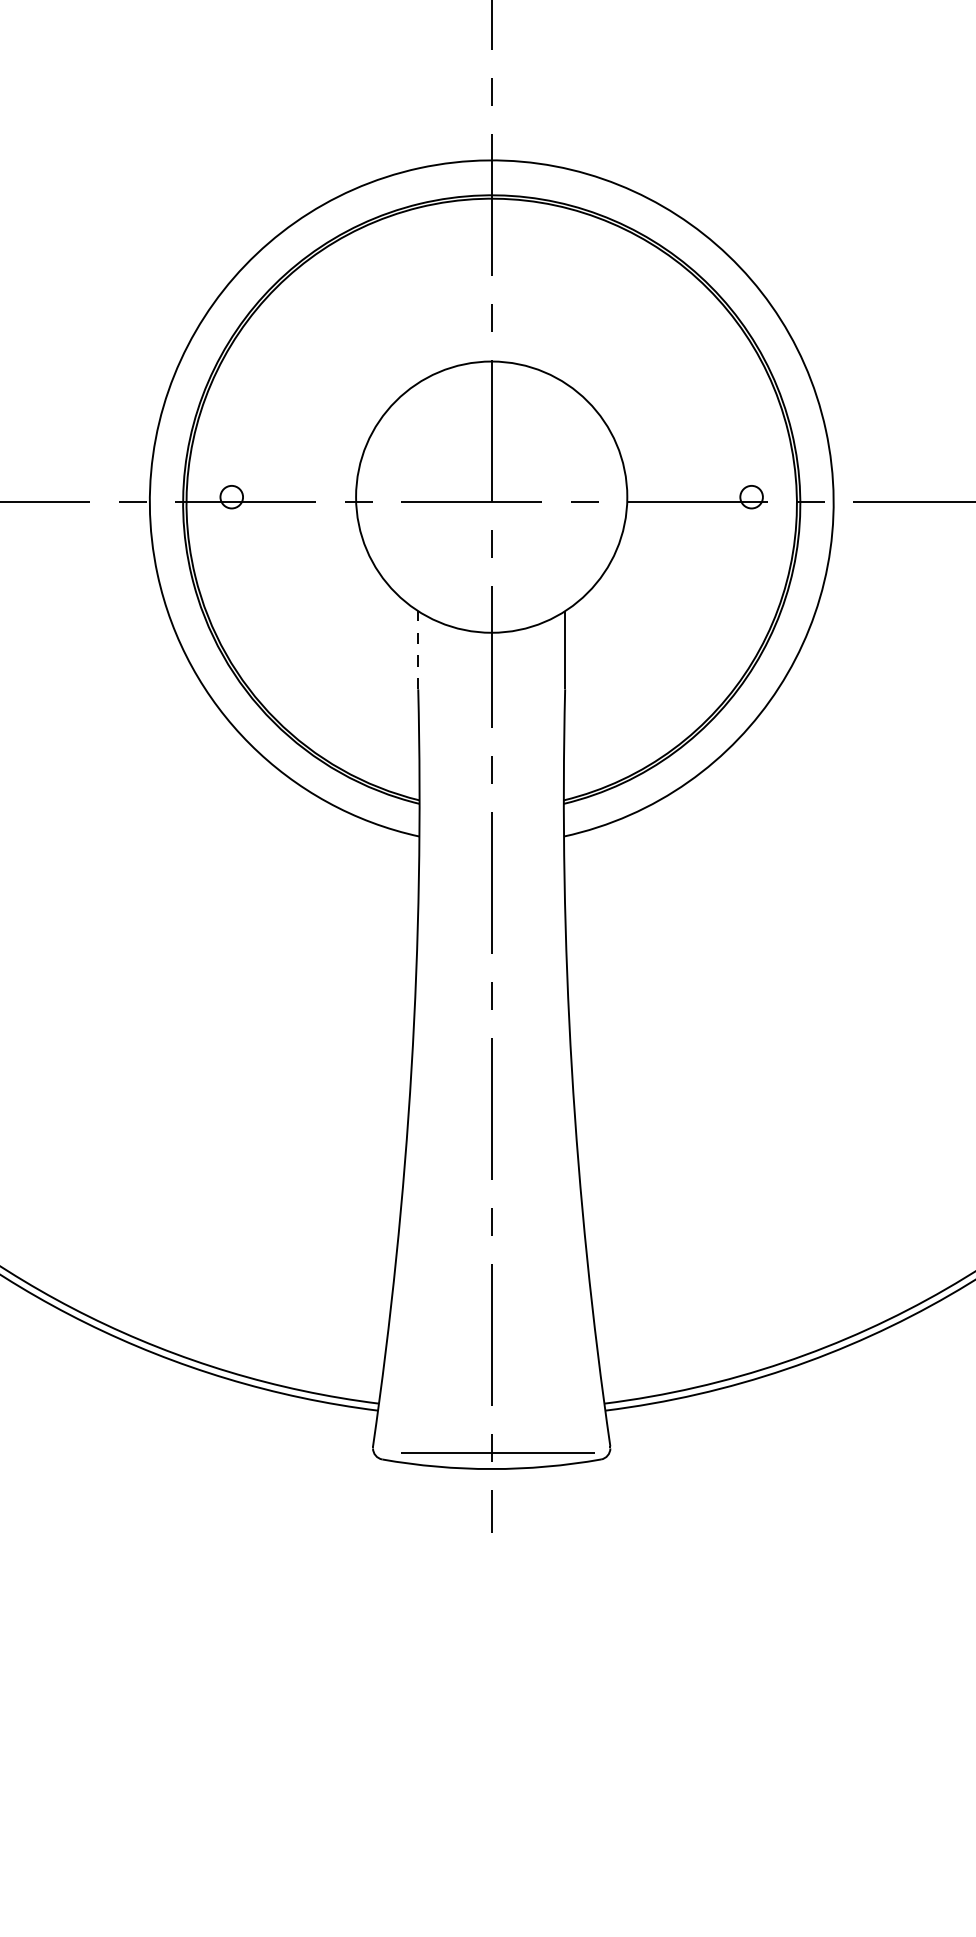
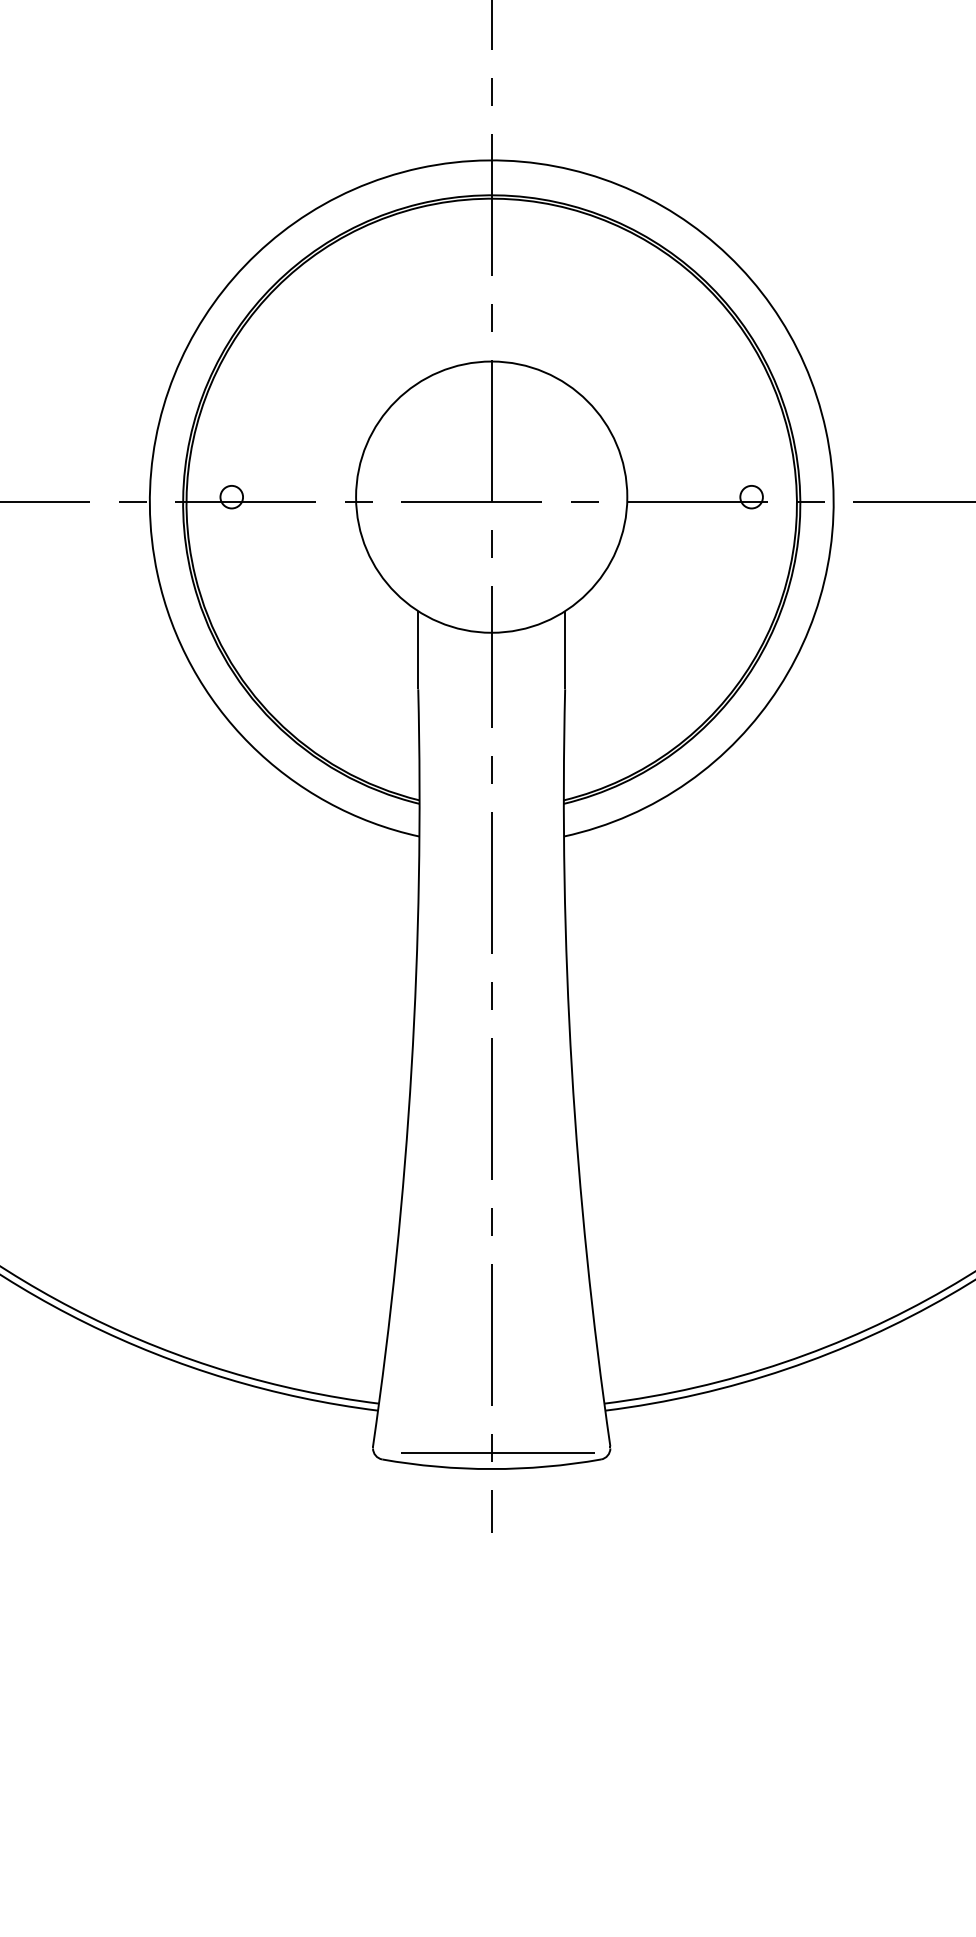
line: dashed -> solid (418, 649)
